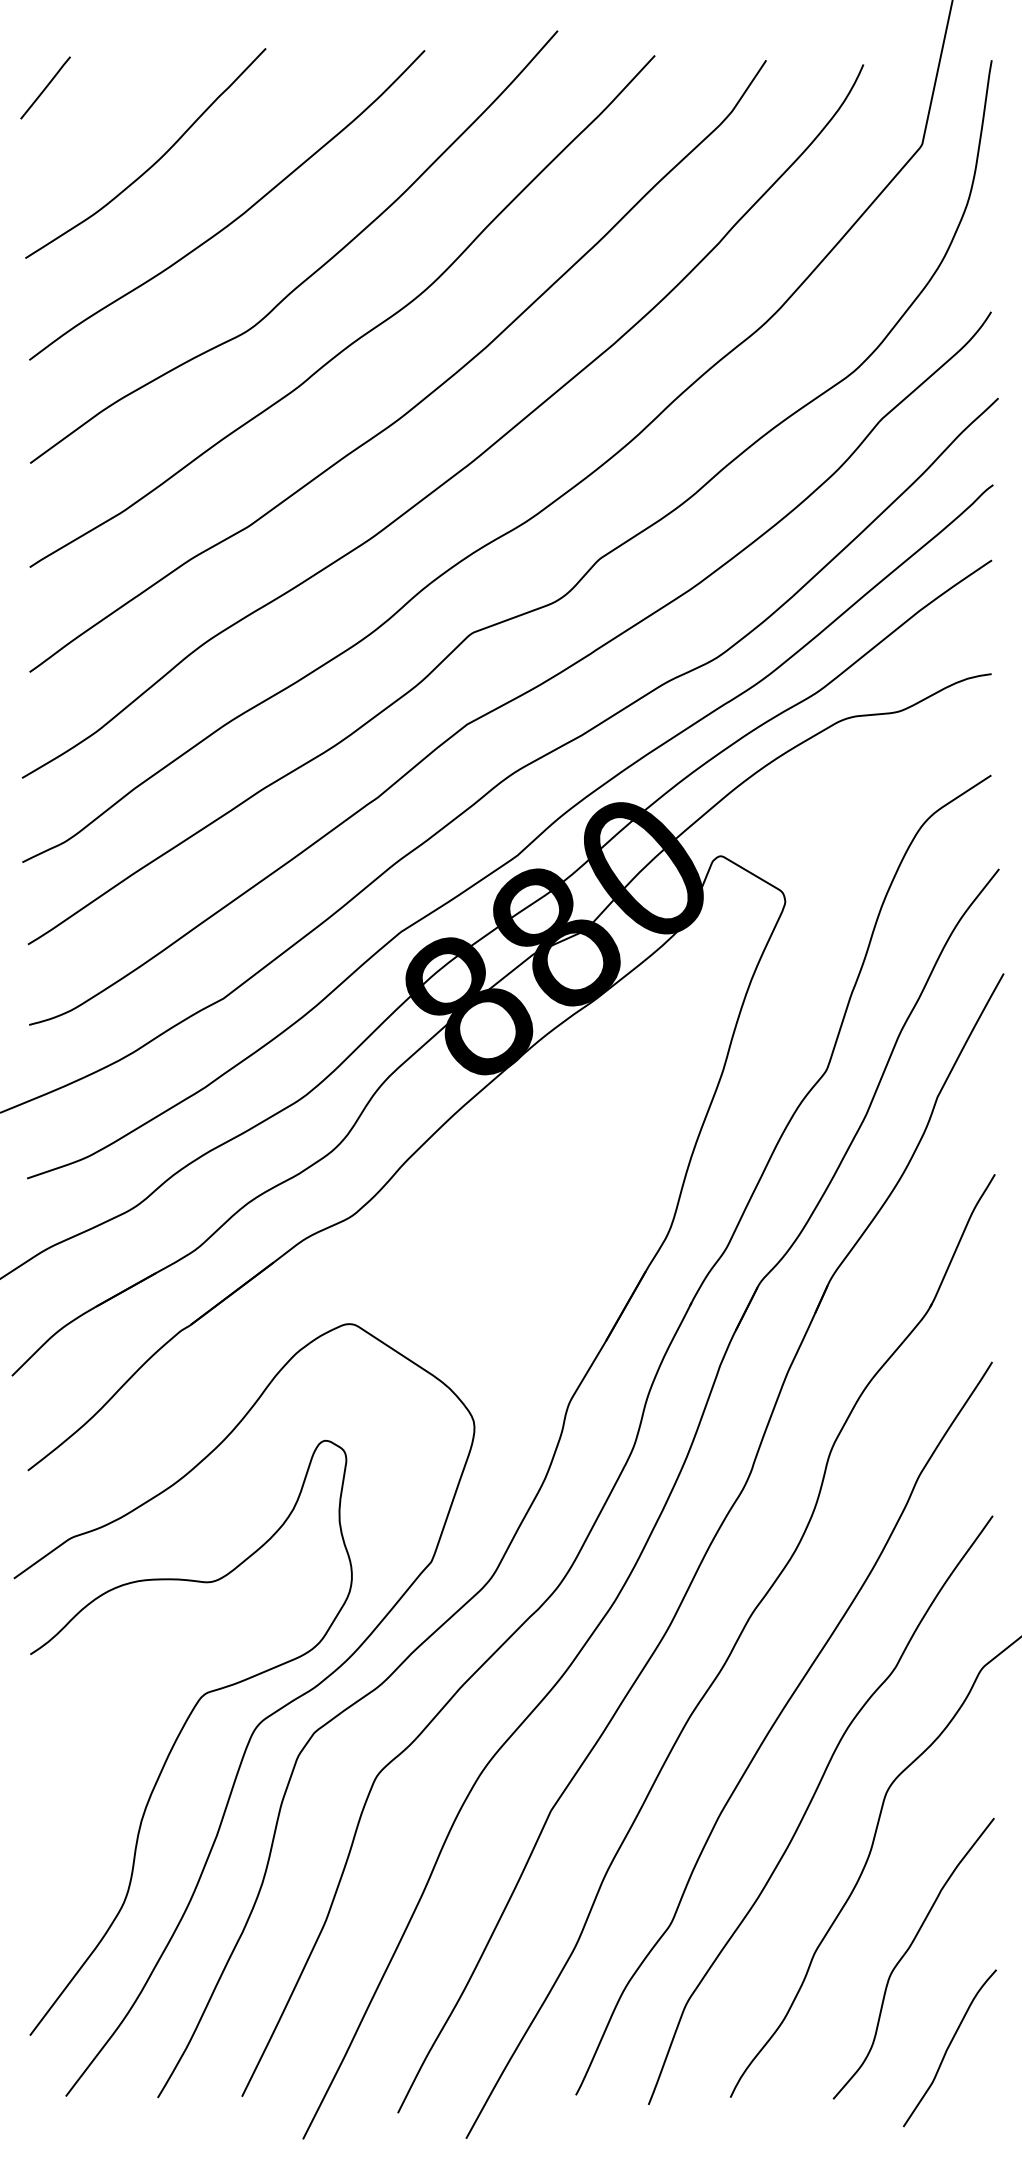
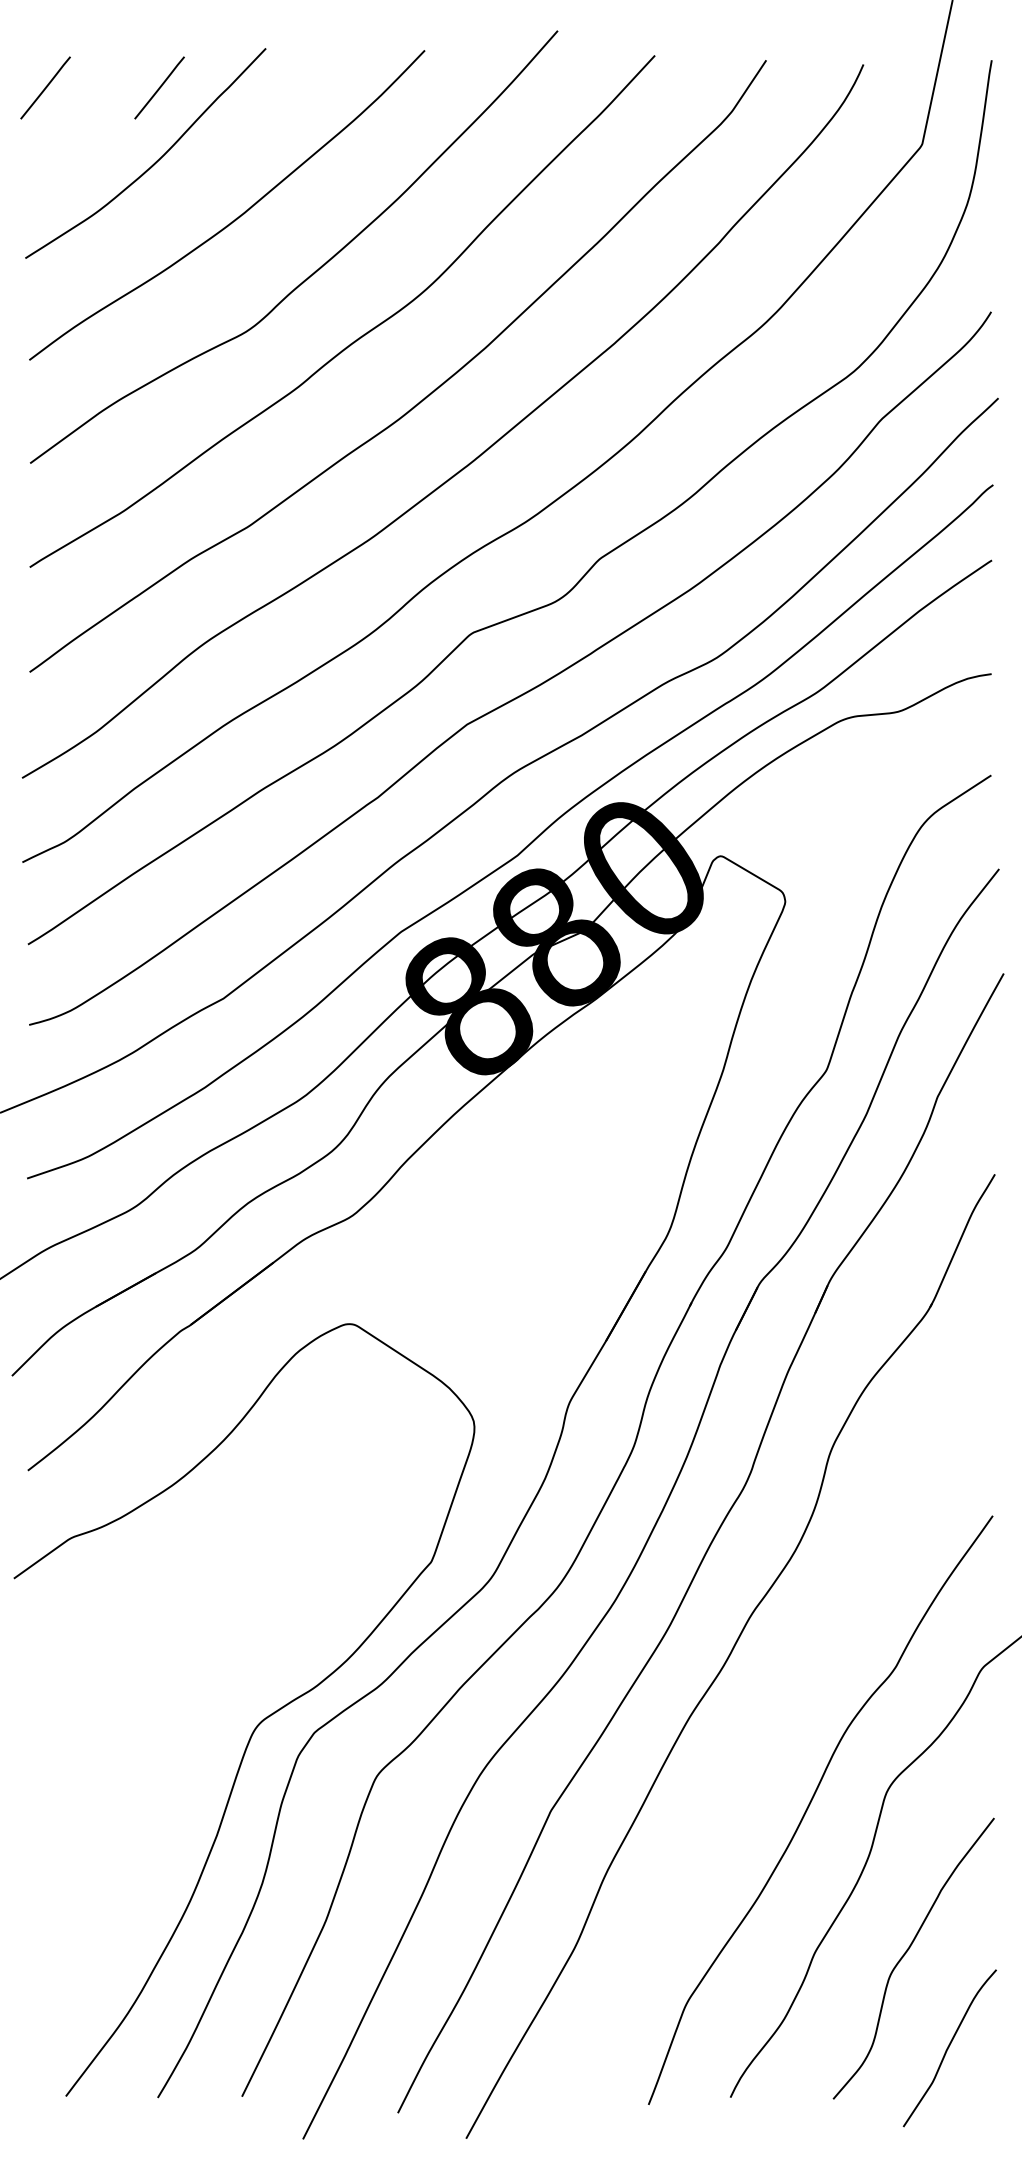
line: none -> present (159, 87)
curve: present -> none (775, 1723)
curve: present -> none (181, 1732)
